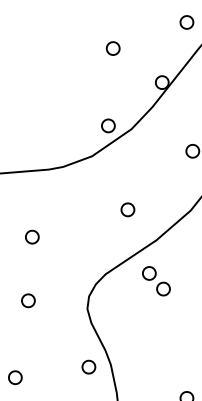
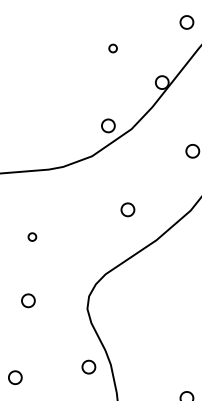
part size: 16x15 px -> 10x11 px (112, 48)
part size: 15x16 px -> 11x10 px (32, 236)
part: present -> none (156, 281)
